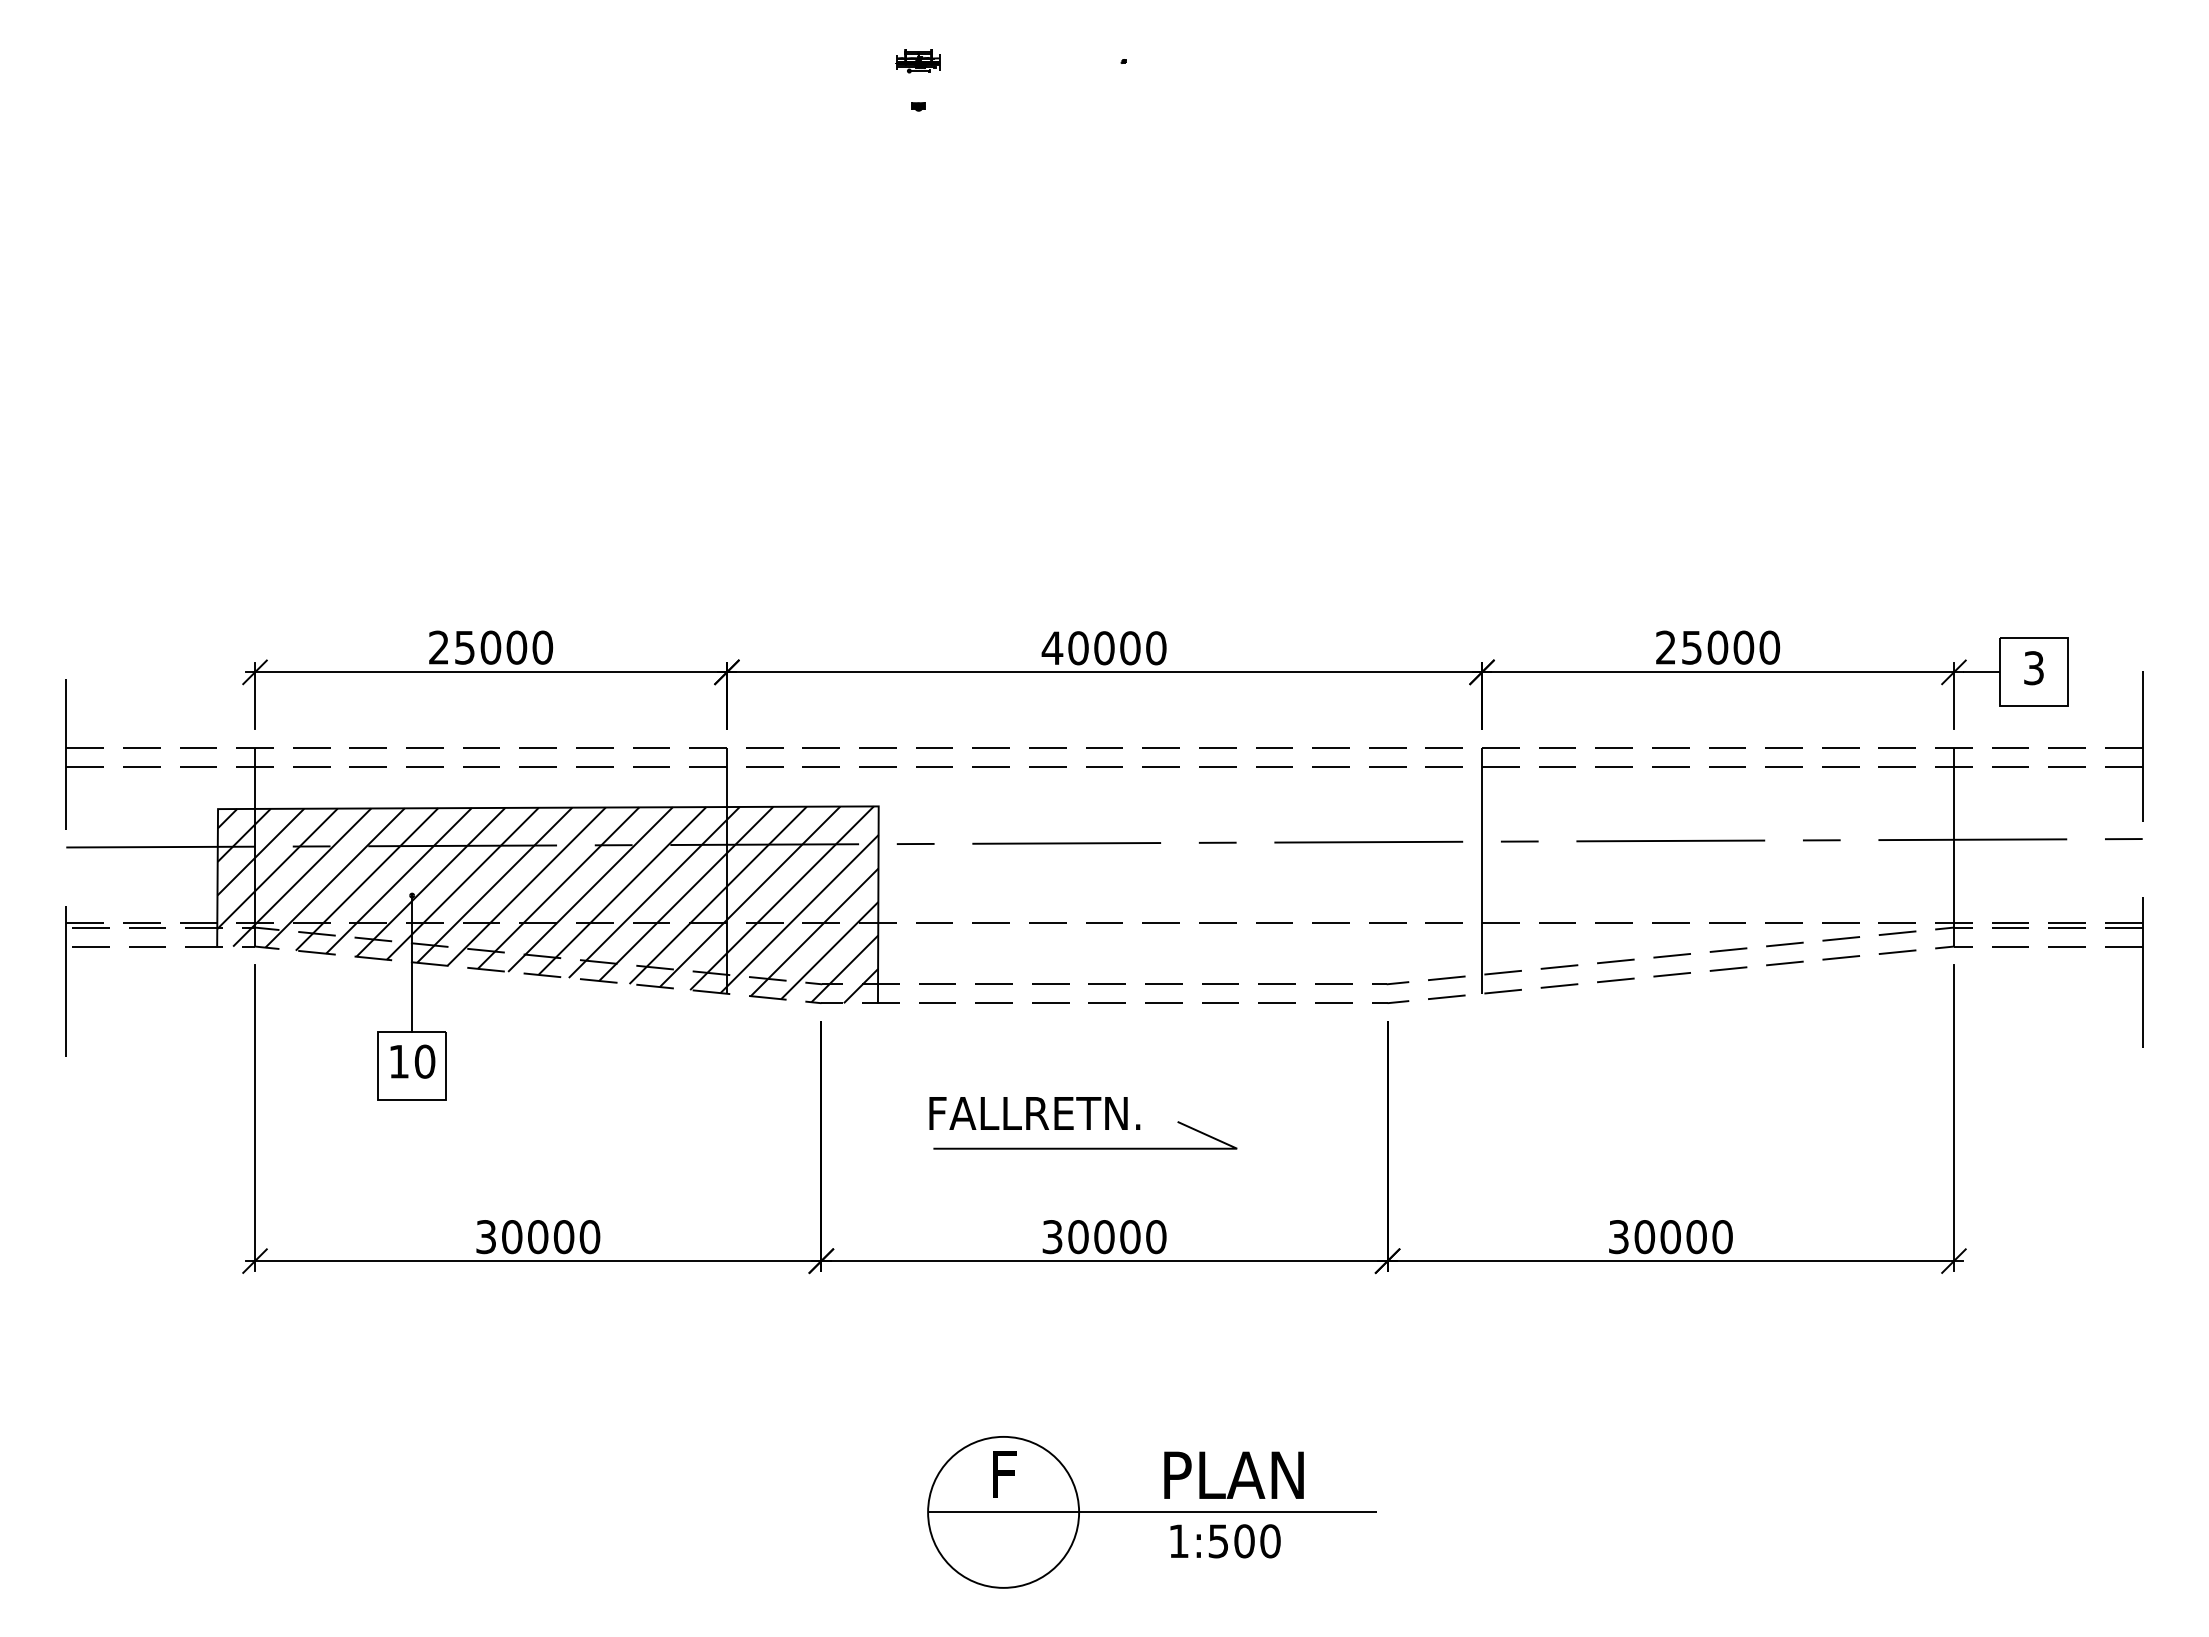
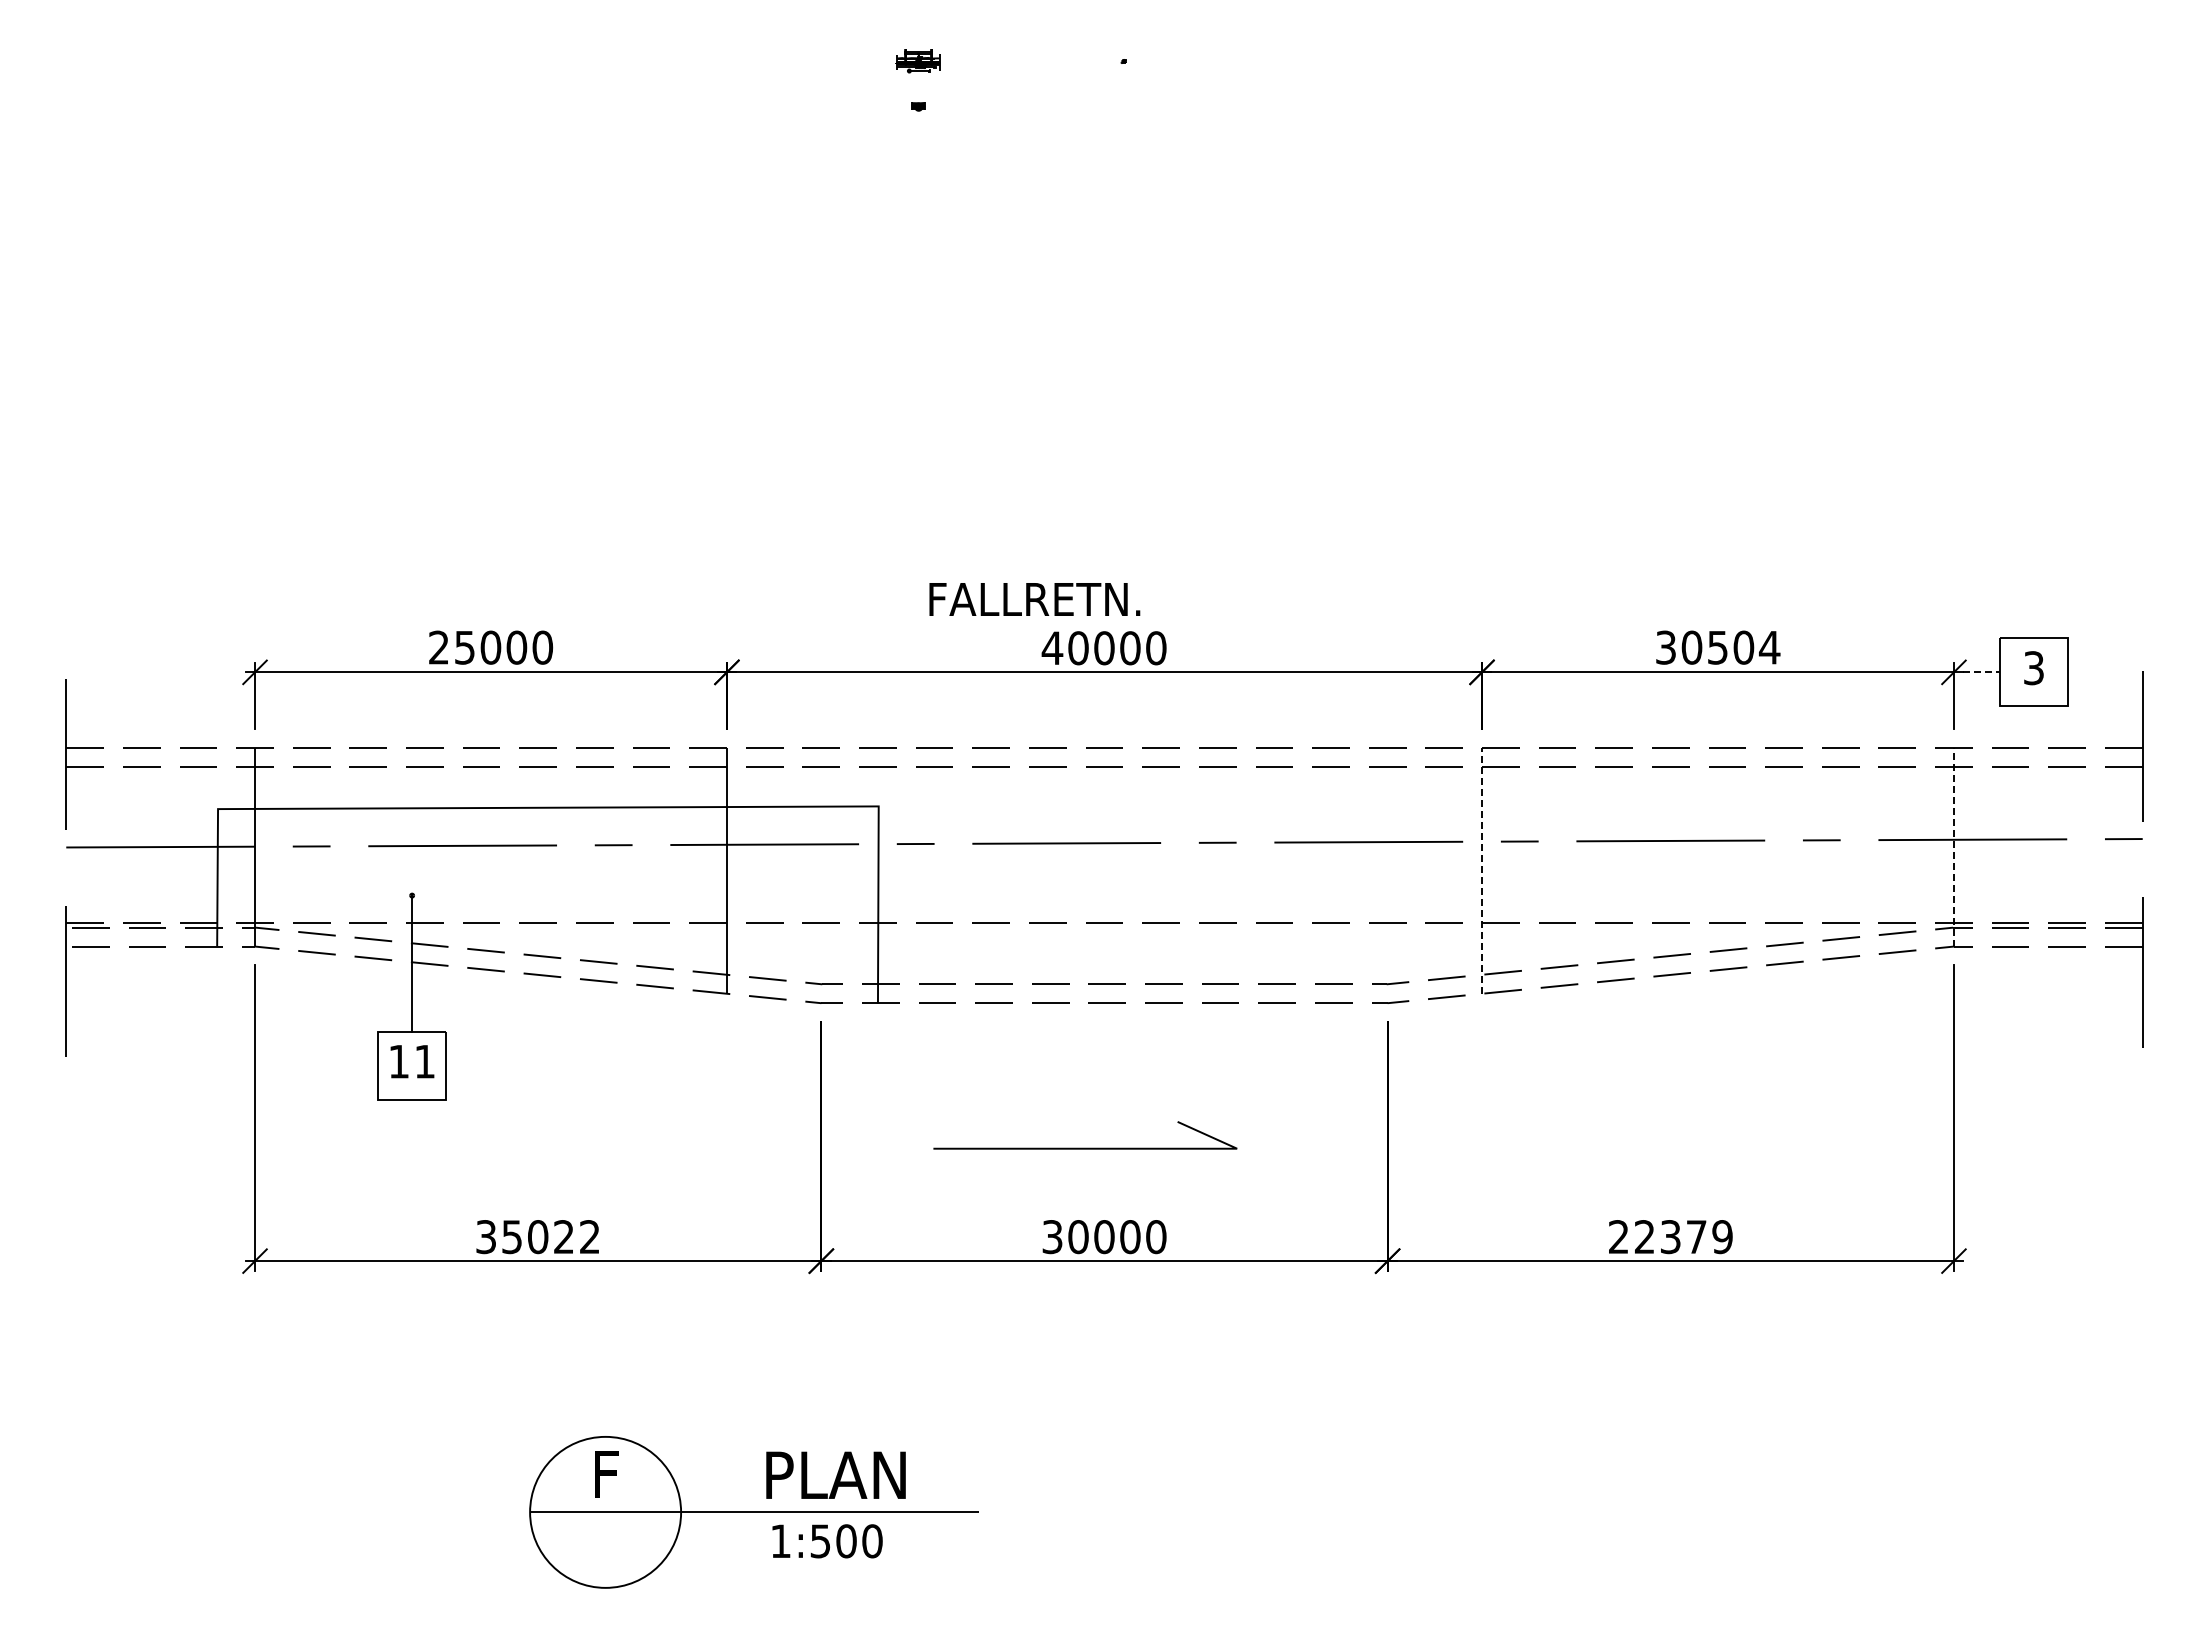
text: 25000 -> 30504 (1718, 647)
line: solid -> dashed (1982, 672)
line: solid -> dashed (1953, 846)
line: solid -> dashed (1482, 871)
hatch: present -> none (547, 904)
text: 10 -> 11 (424, 1061)
text position: (1034, 1113) -> (1034, 599) (1034, 599)
text: 30000 -> 35022 (551, 1237)
text: 30000 -> 22379 (1670, 1237)
part position: (1151, 1512) -> (753, 1512) (753, 1512)
